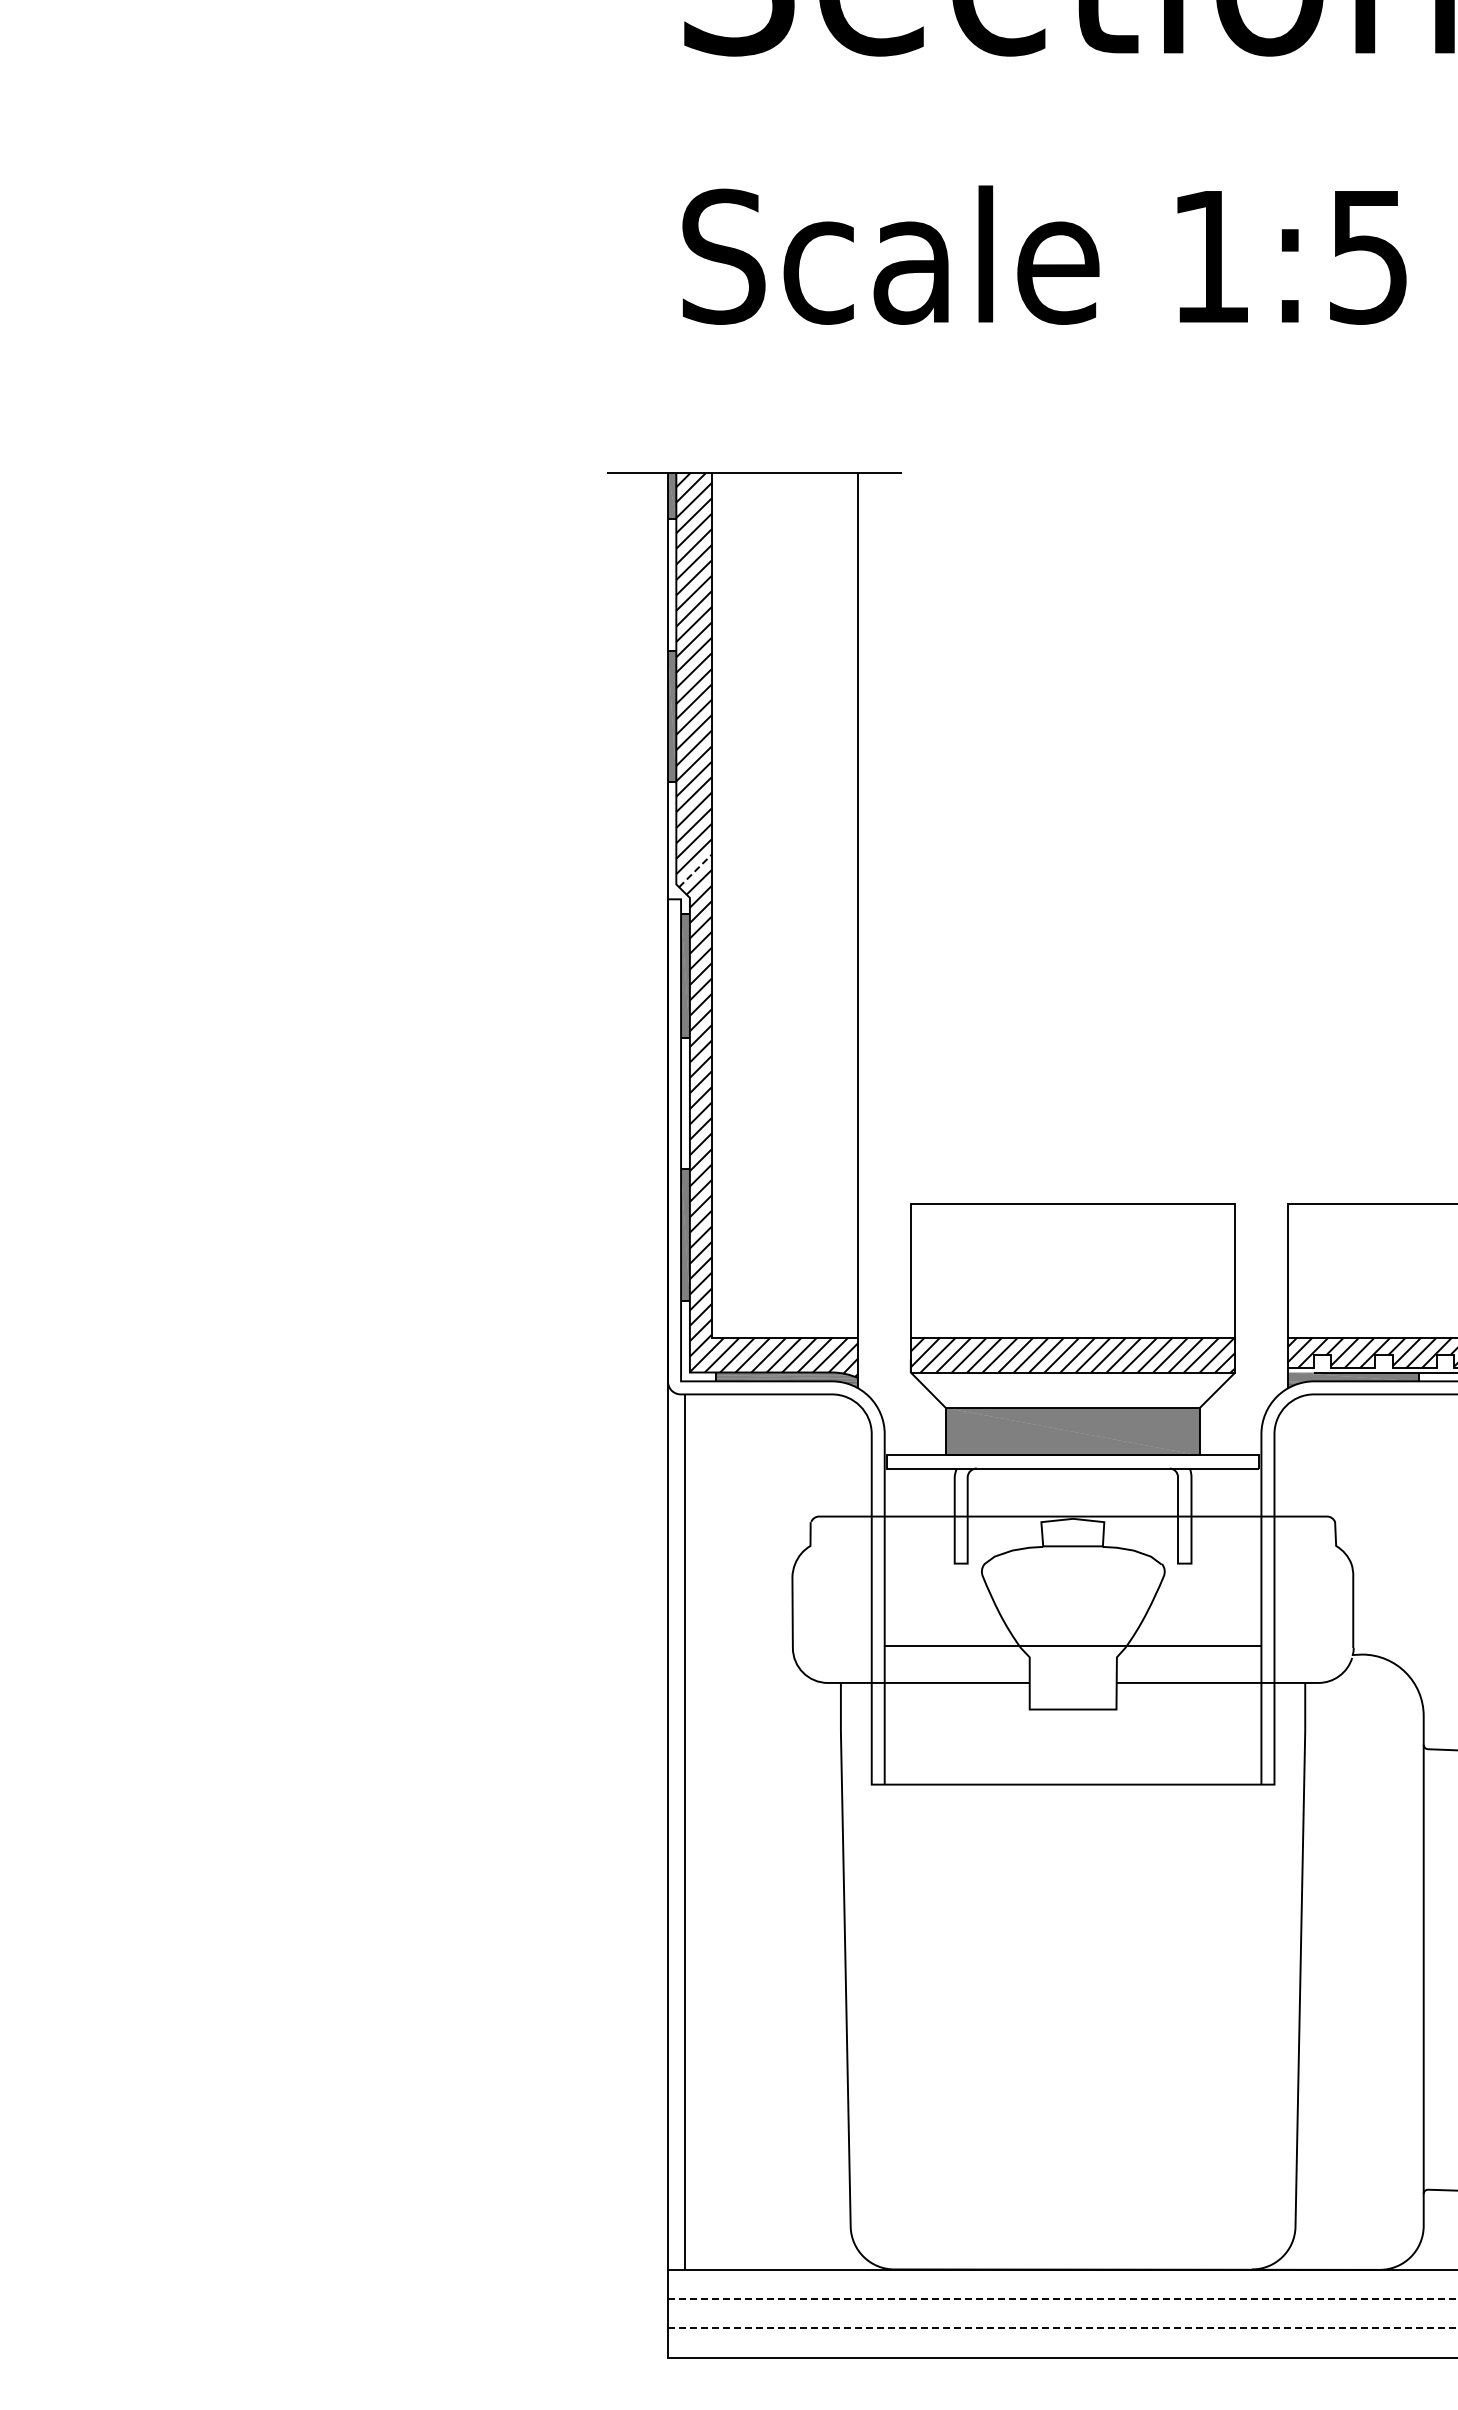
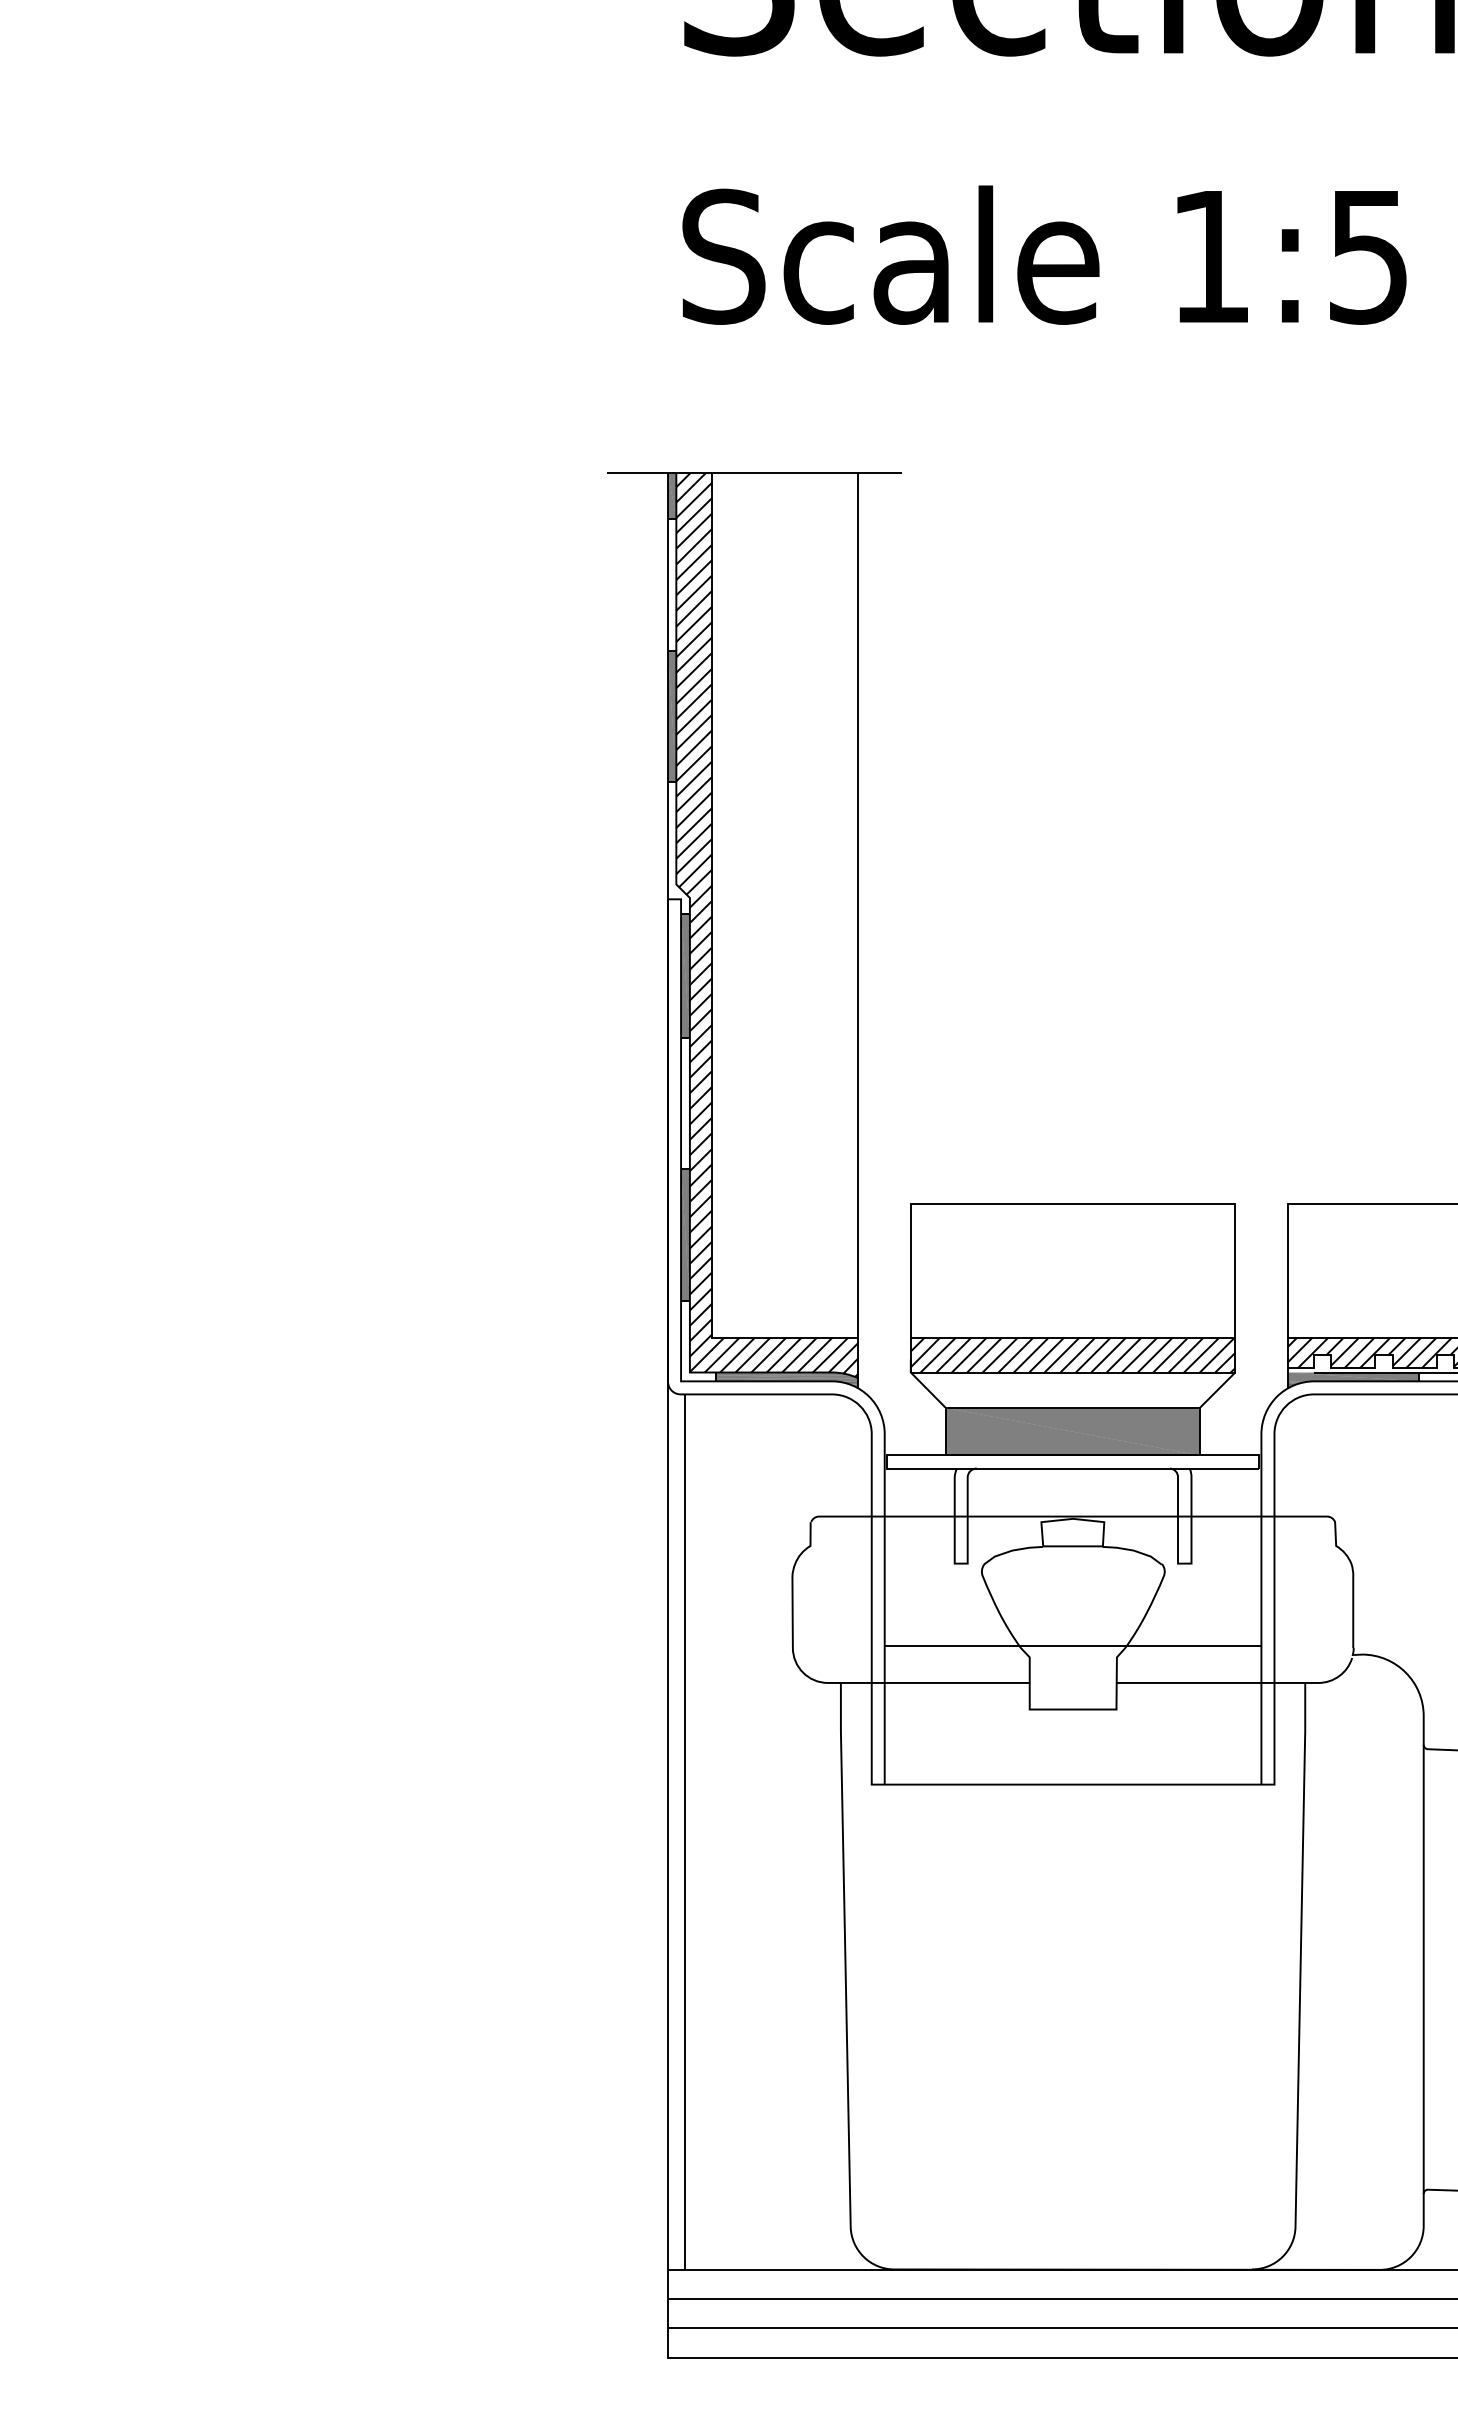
line: dashed -> solid (695, 870)
line: dashed -> solid (1062, 2298)
line: dashed -> solid (1062, 2328)
